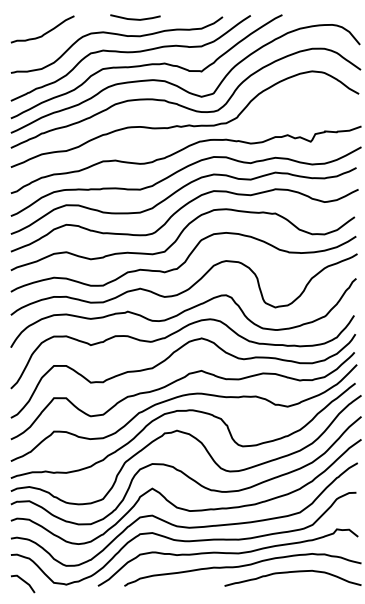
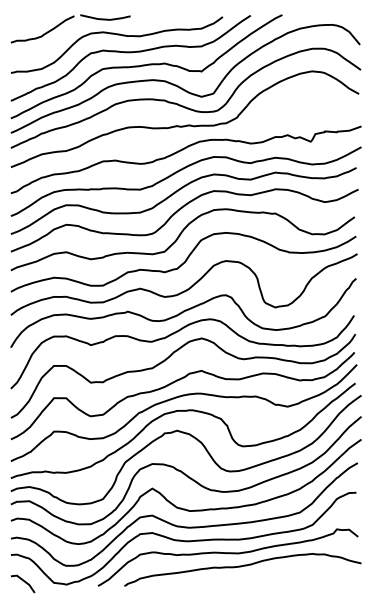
line position: (135, 18) -> (105, 18) (105, 18)
curve: present -> none (292, 572)
